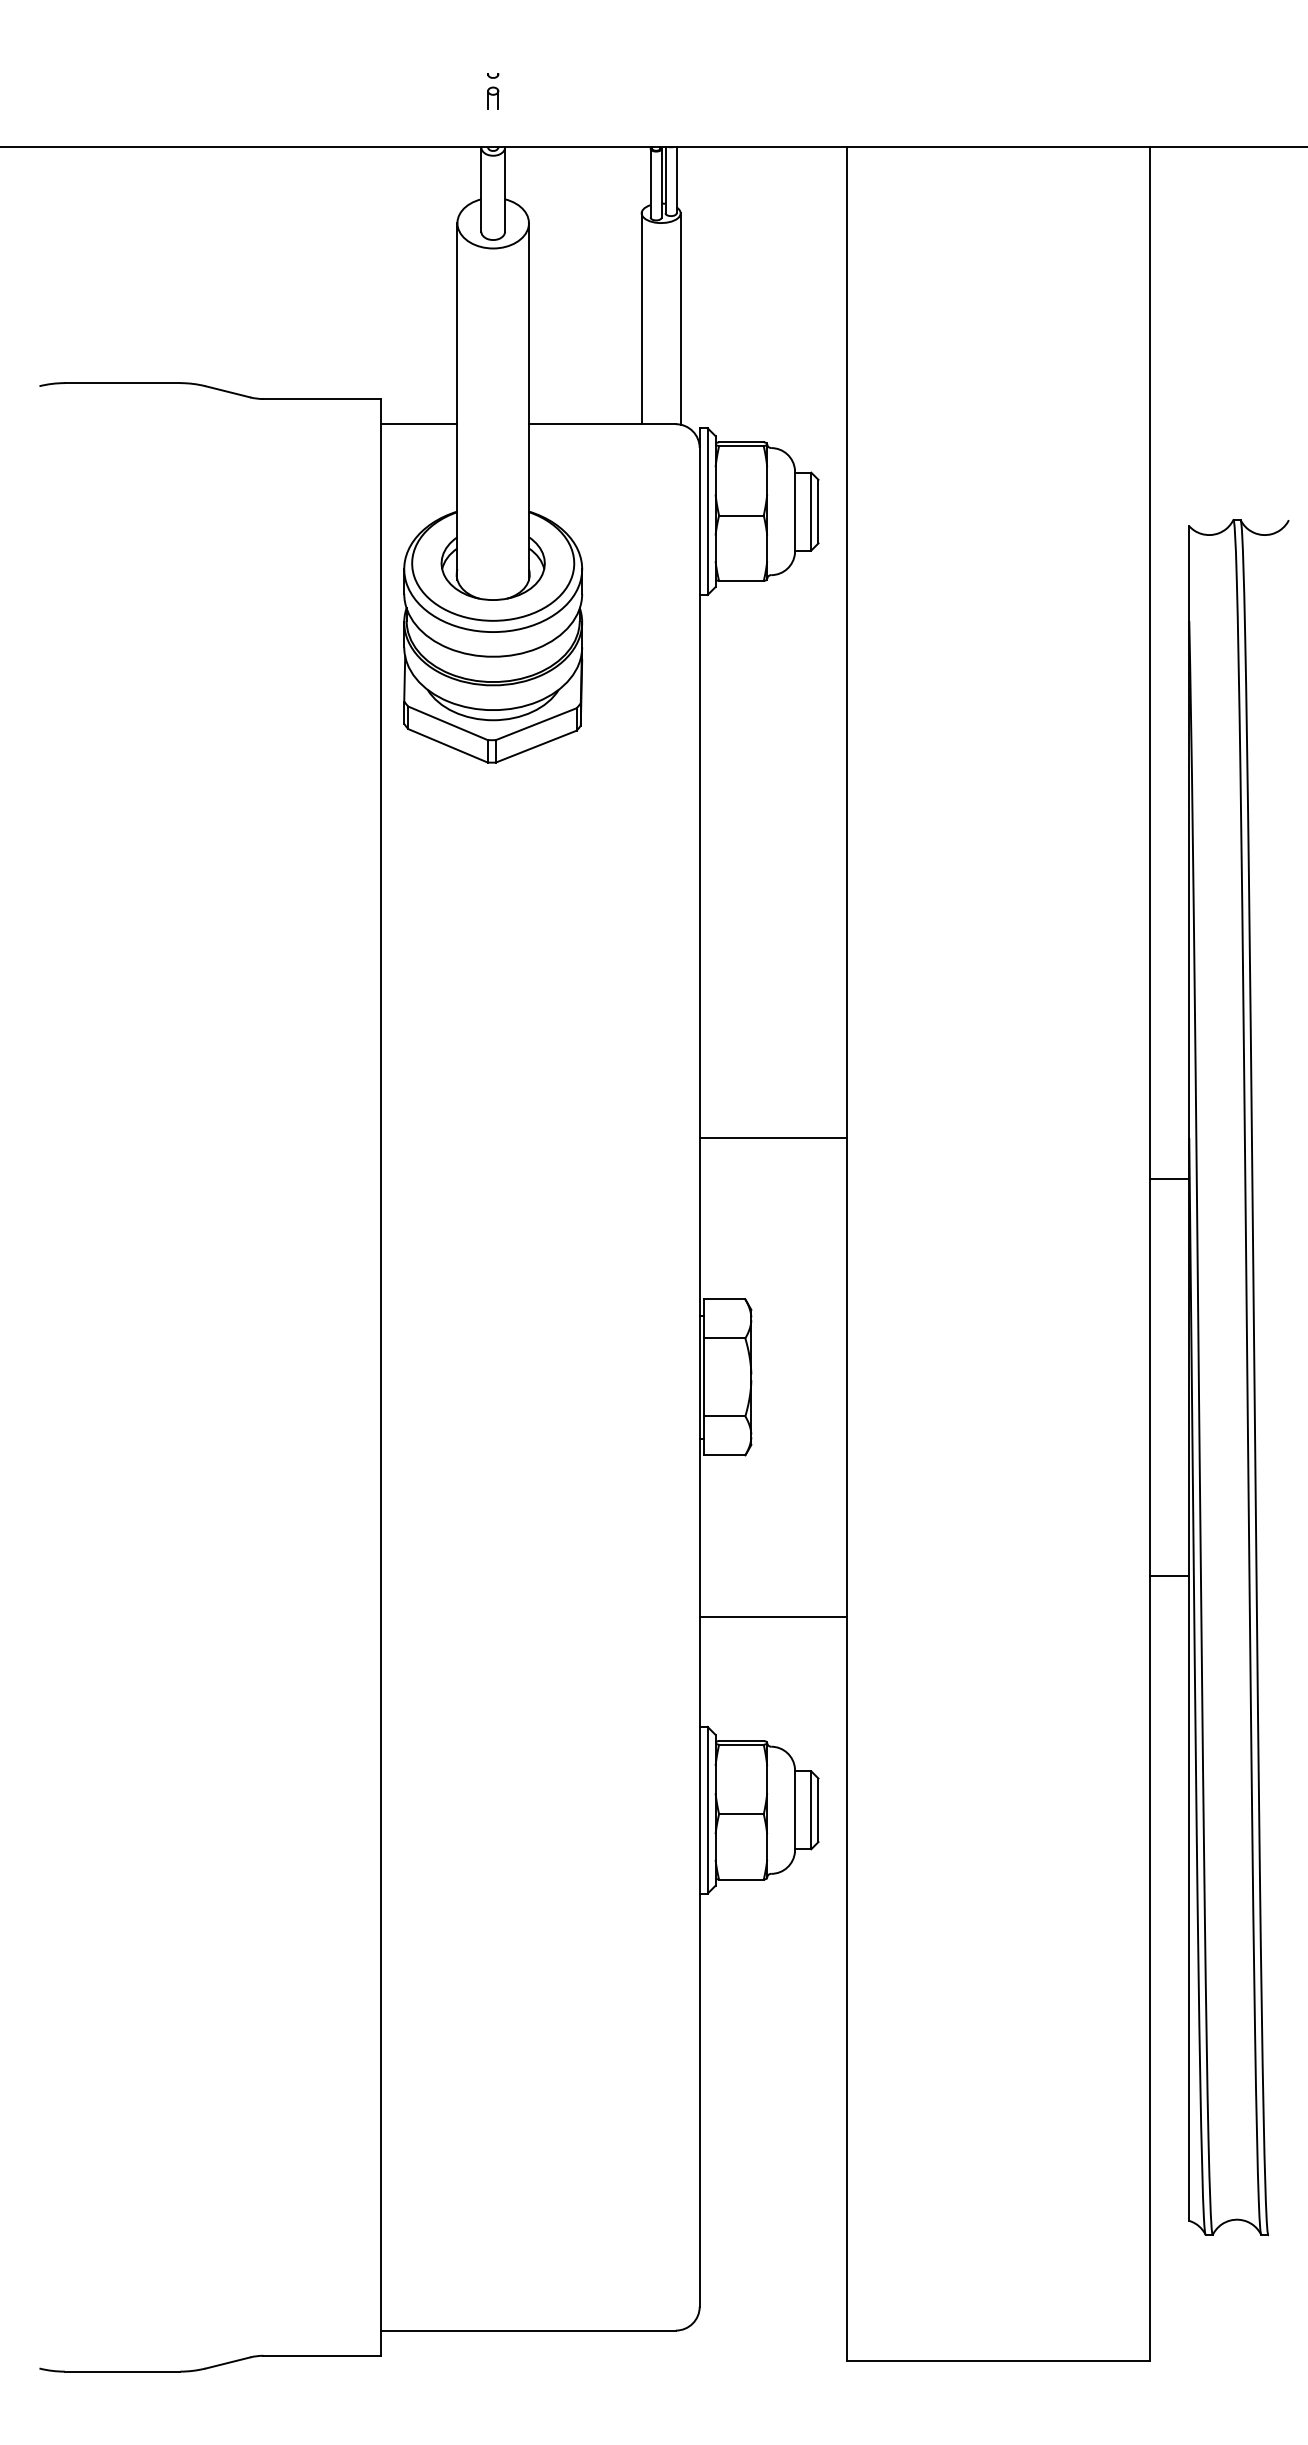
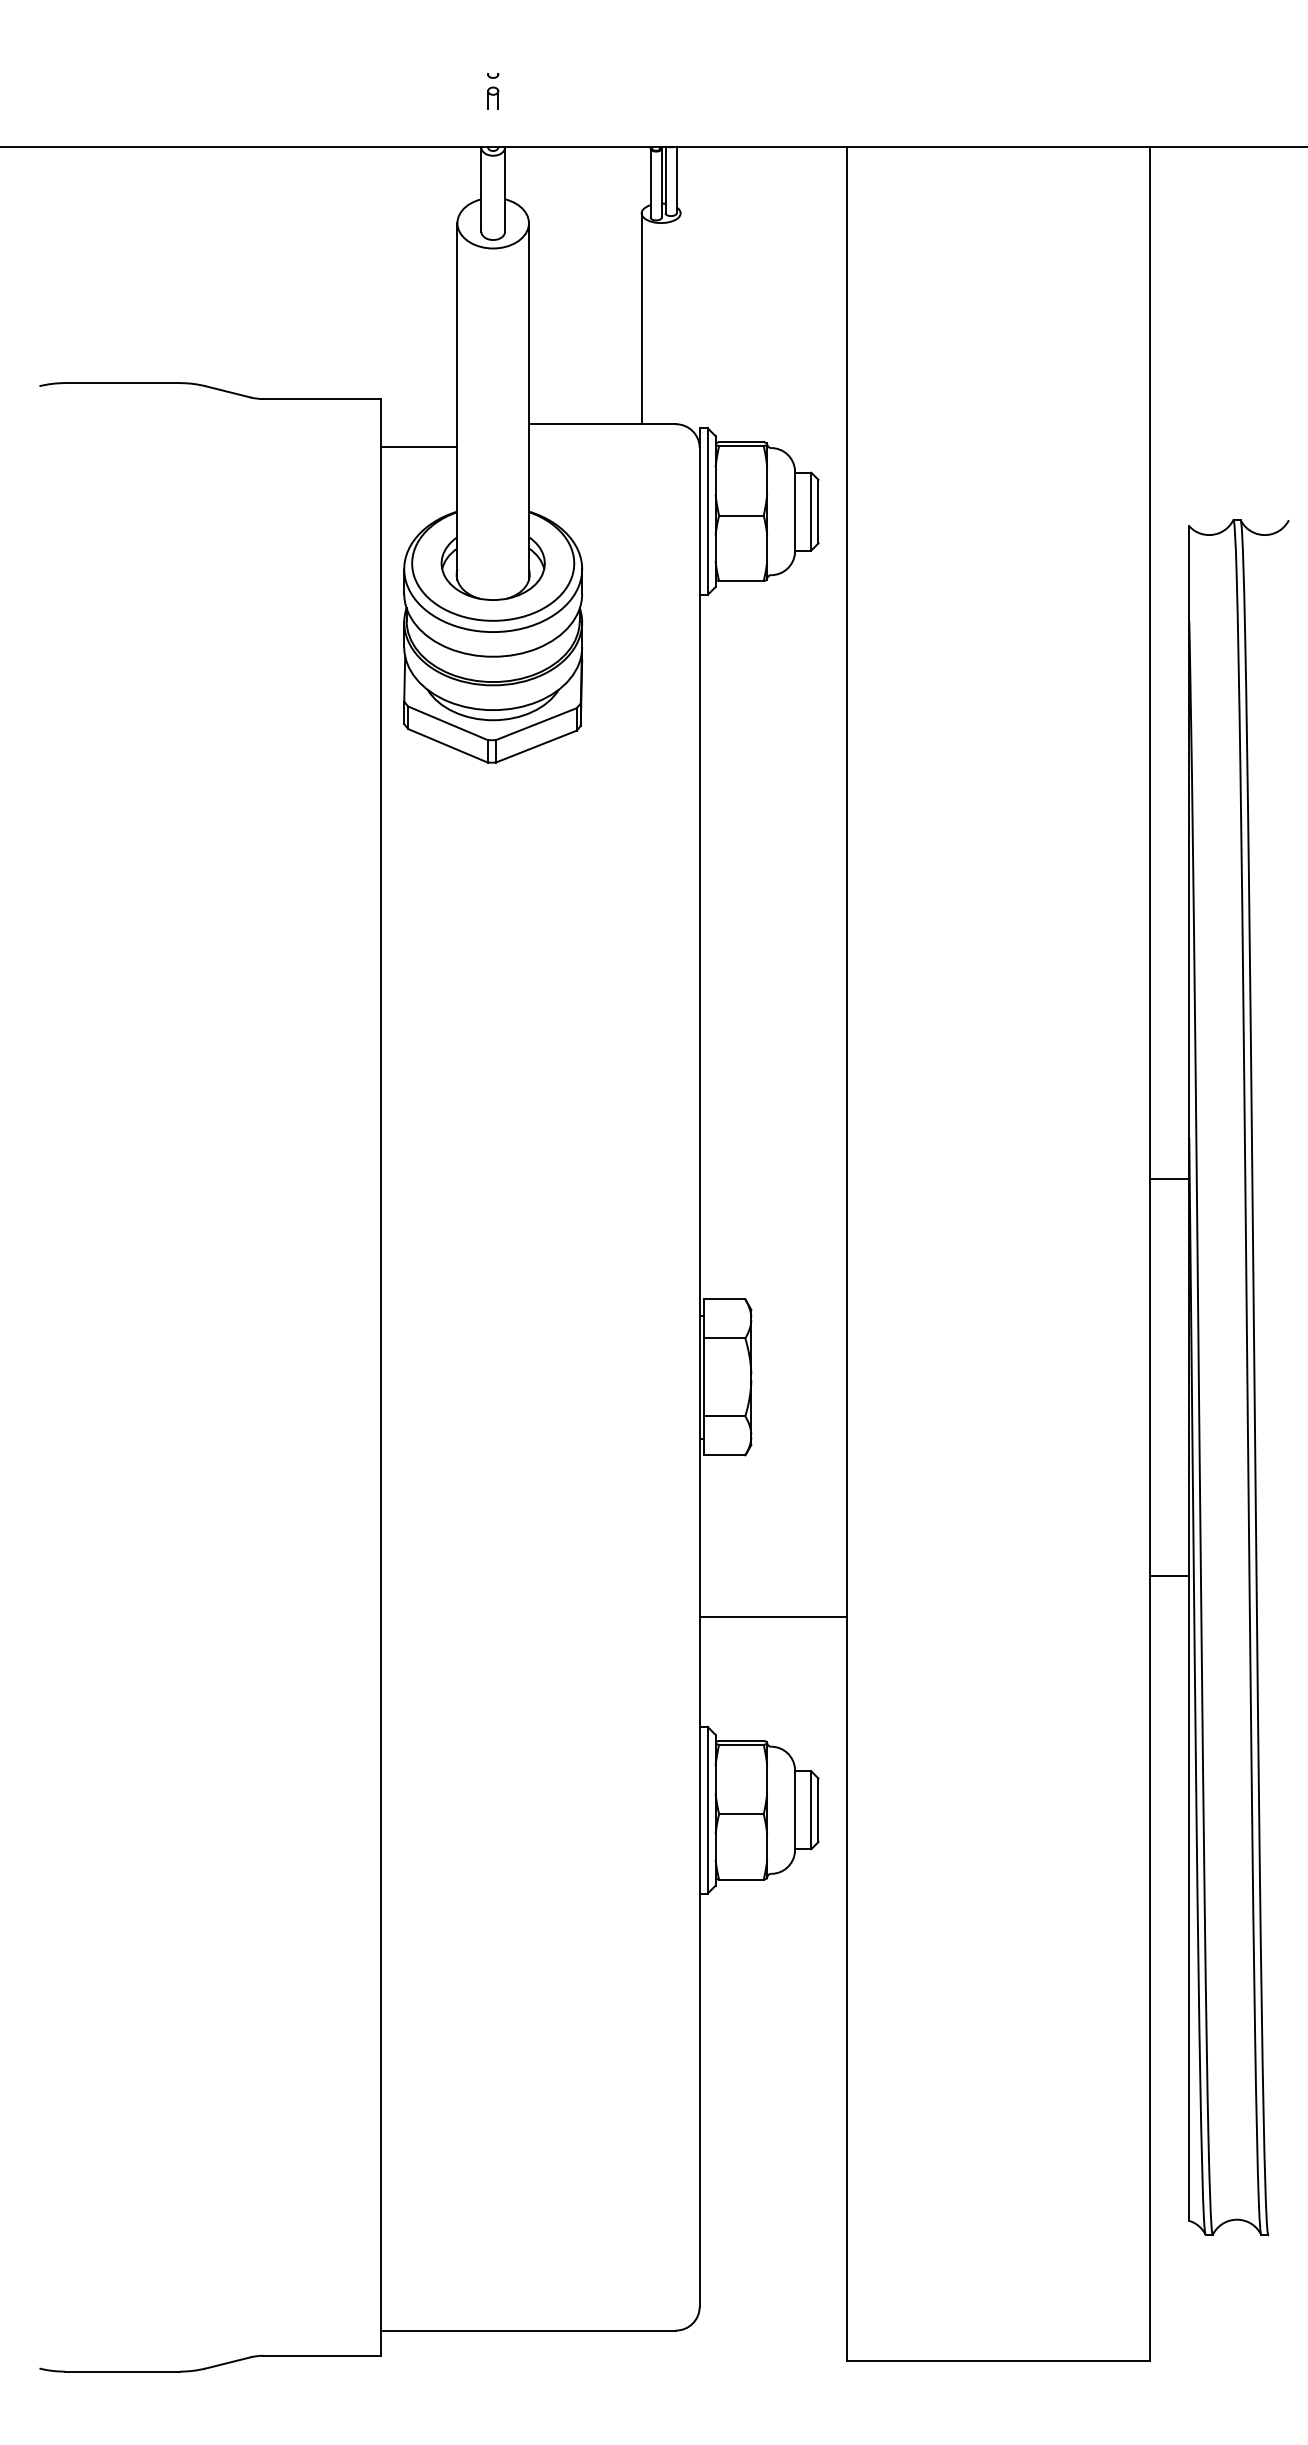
line: present -> none (680, 318)
line position: (418, 424) -> (418, 447) (418, 447)
line: present -> none (773, 1137)
